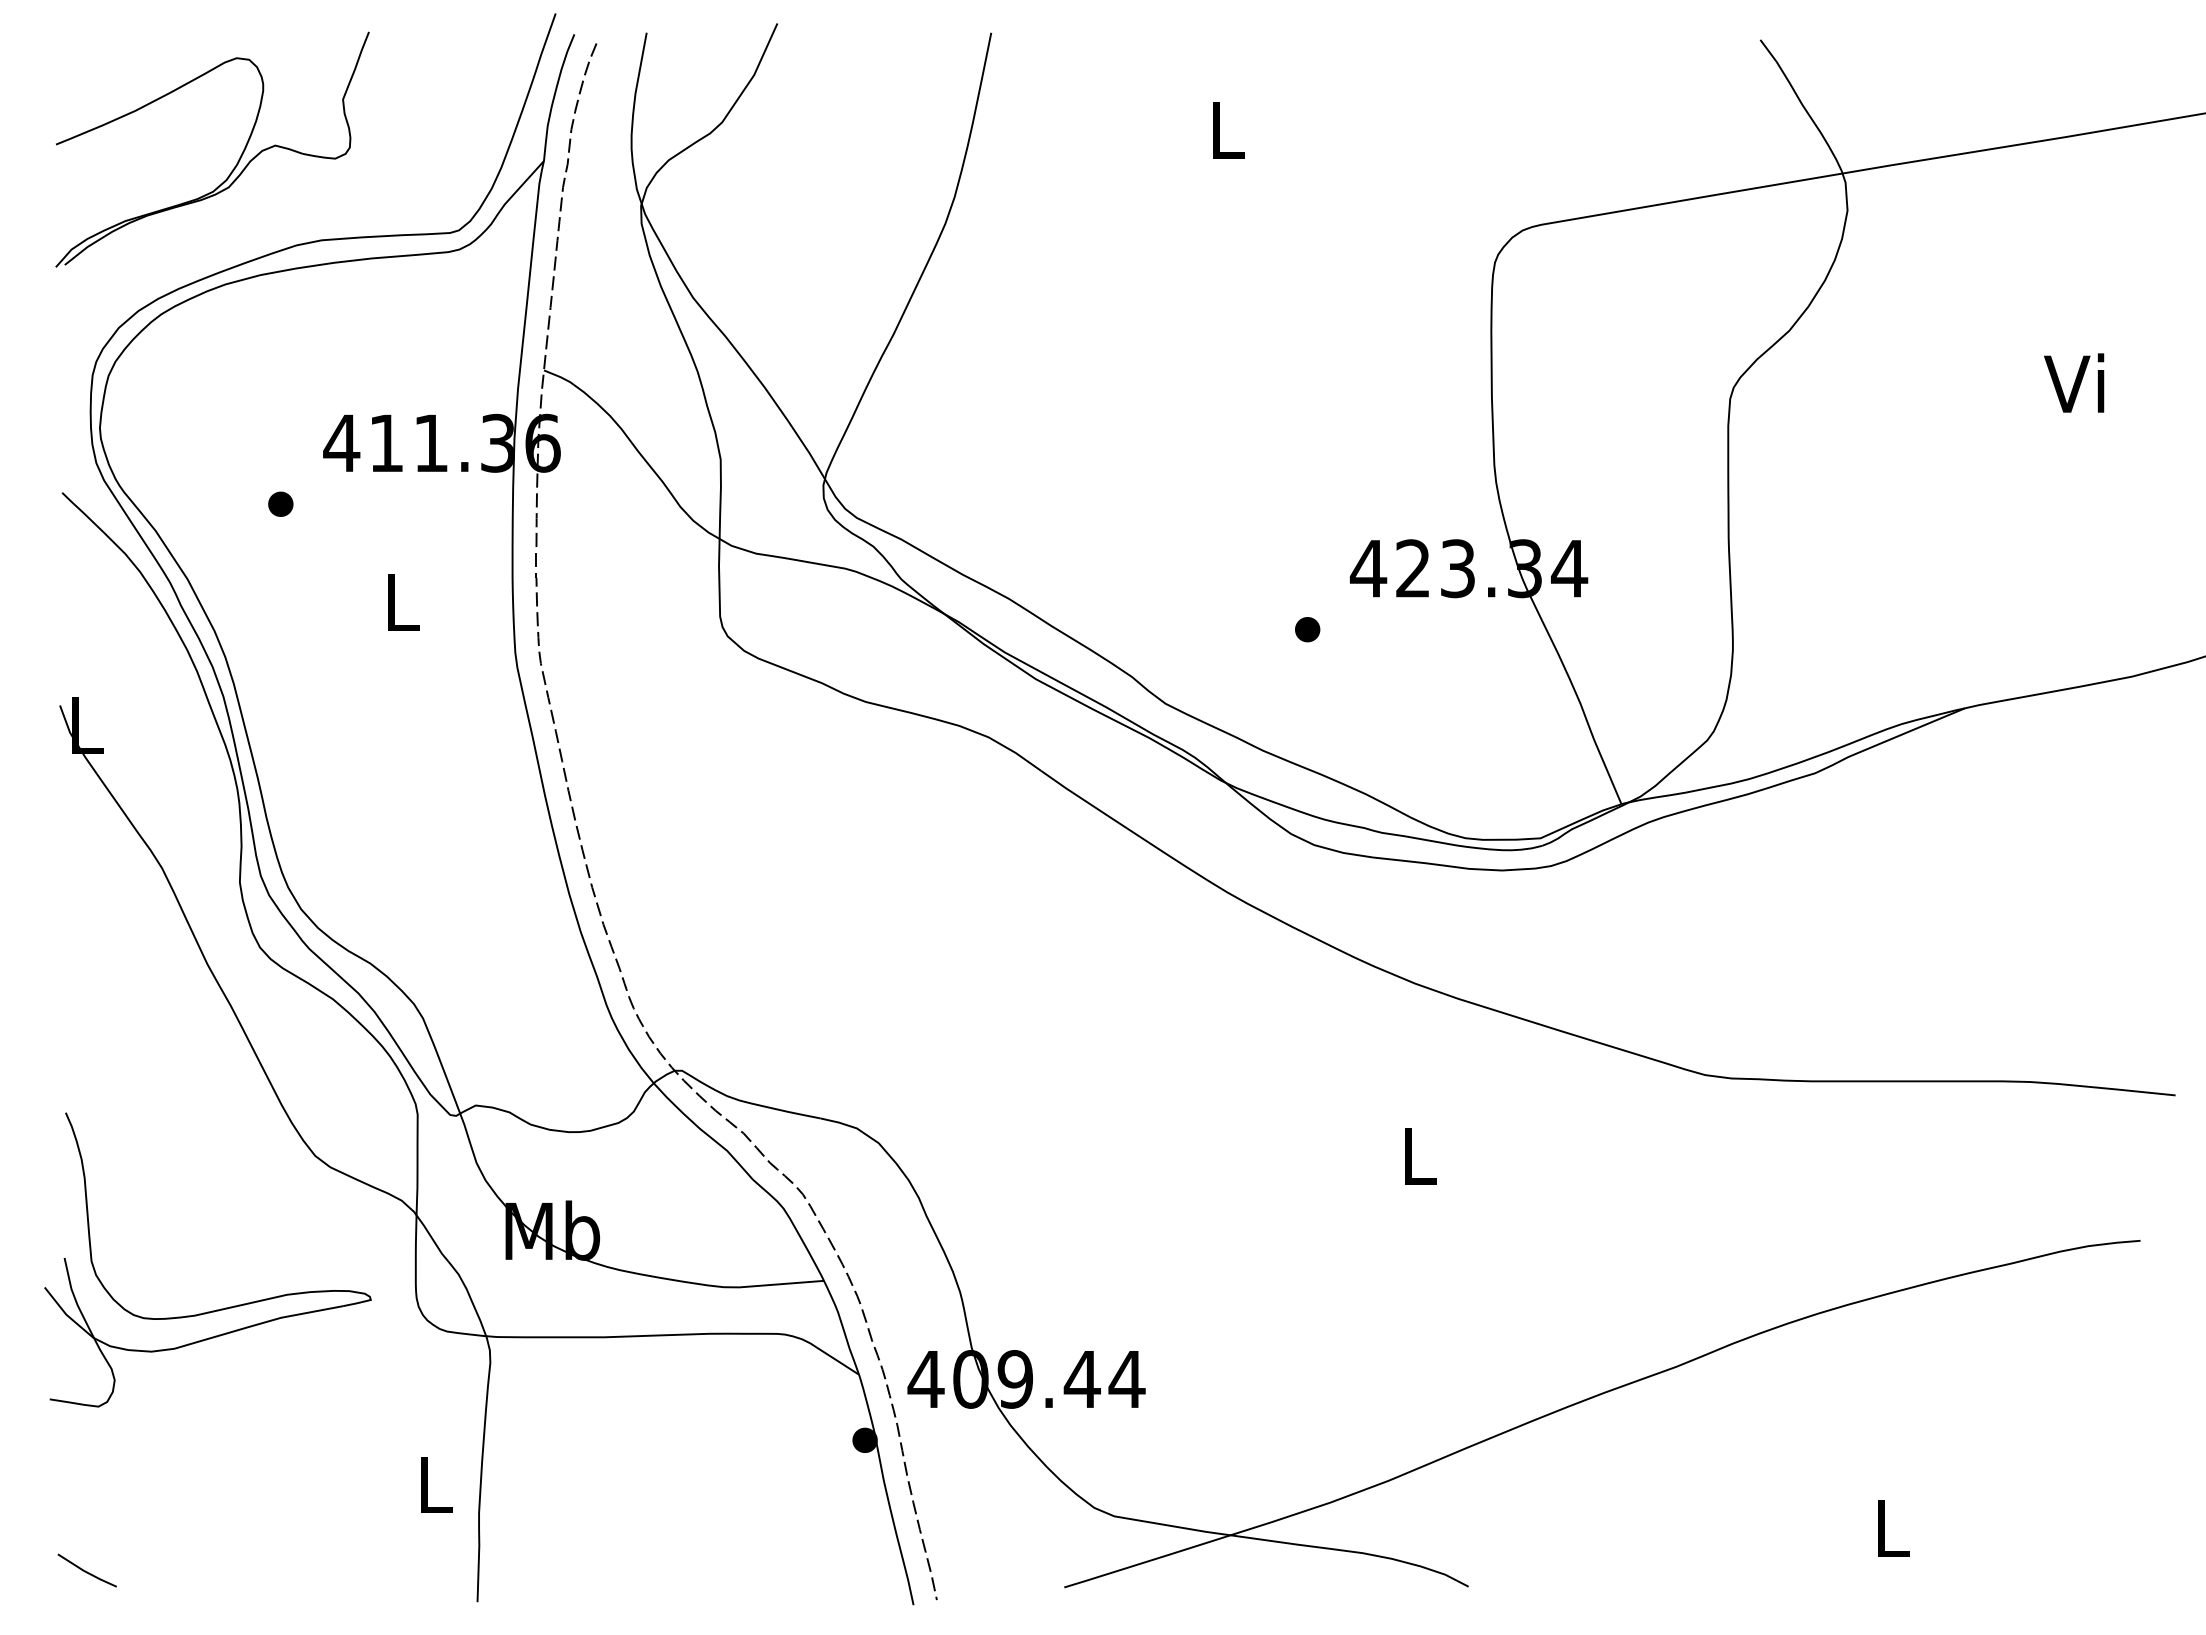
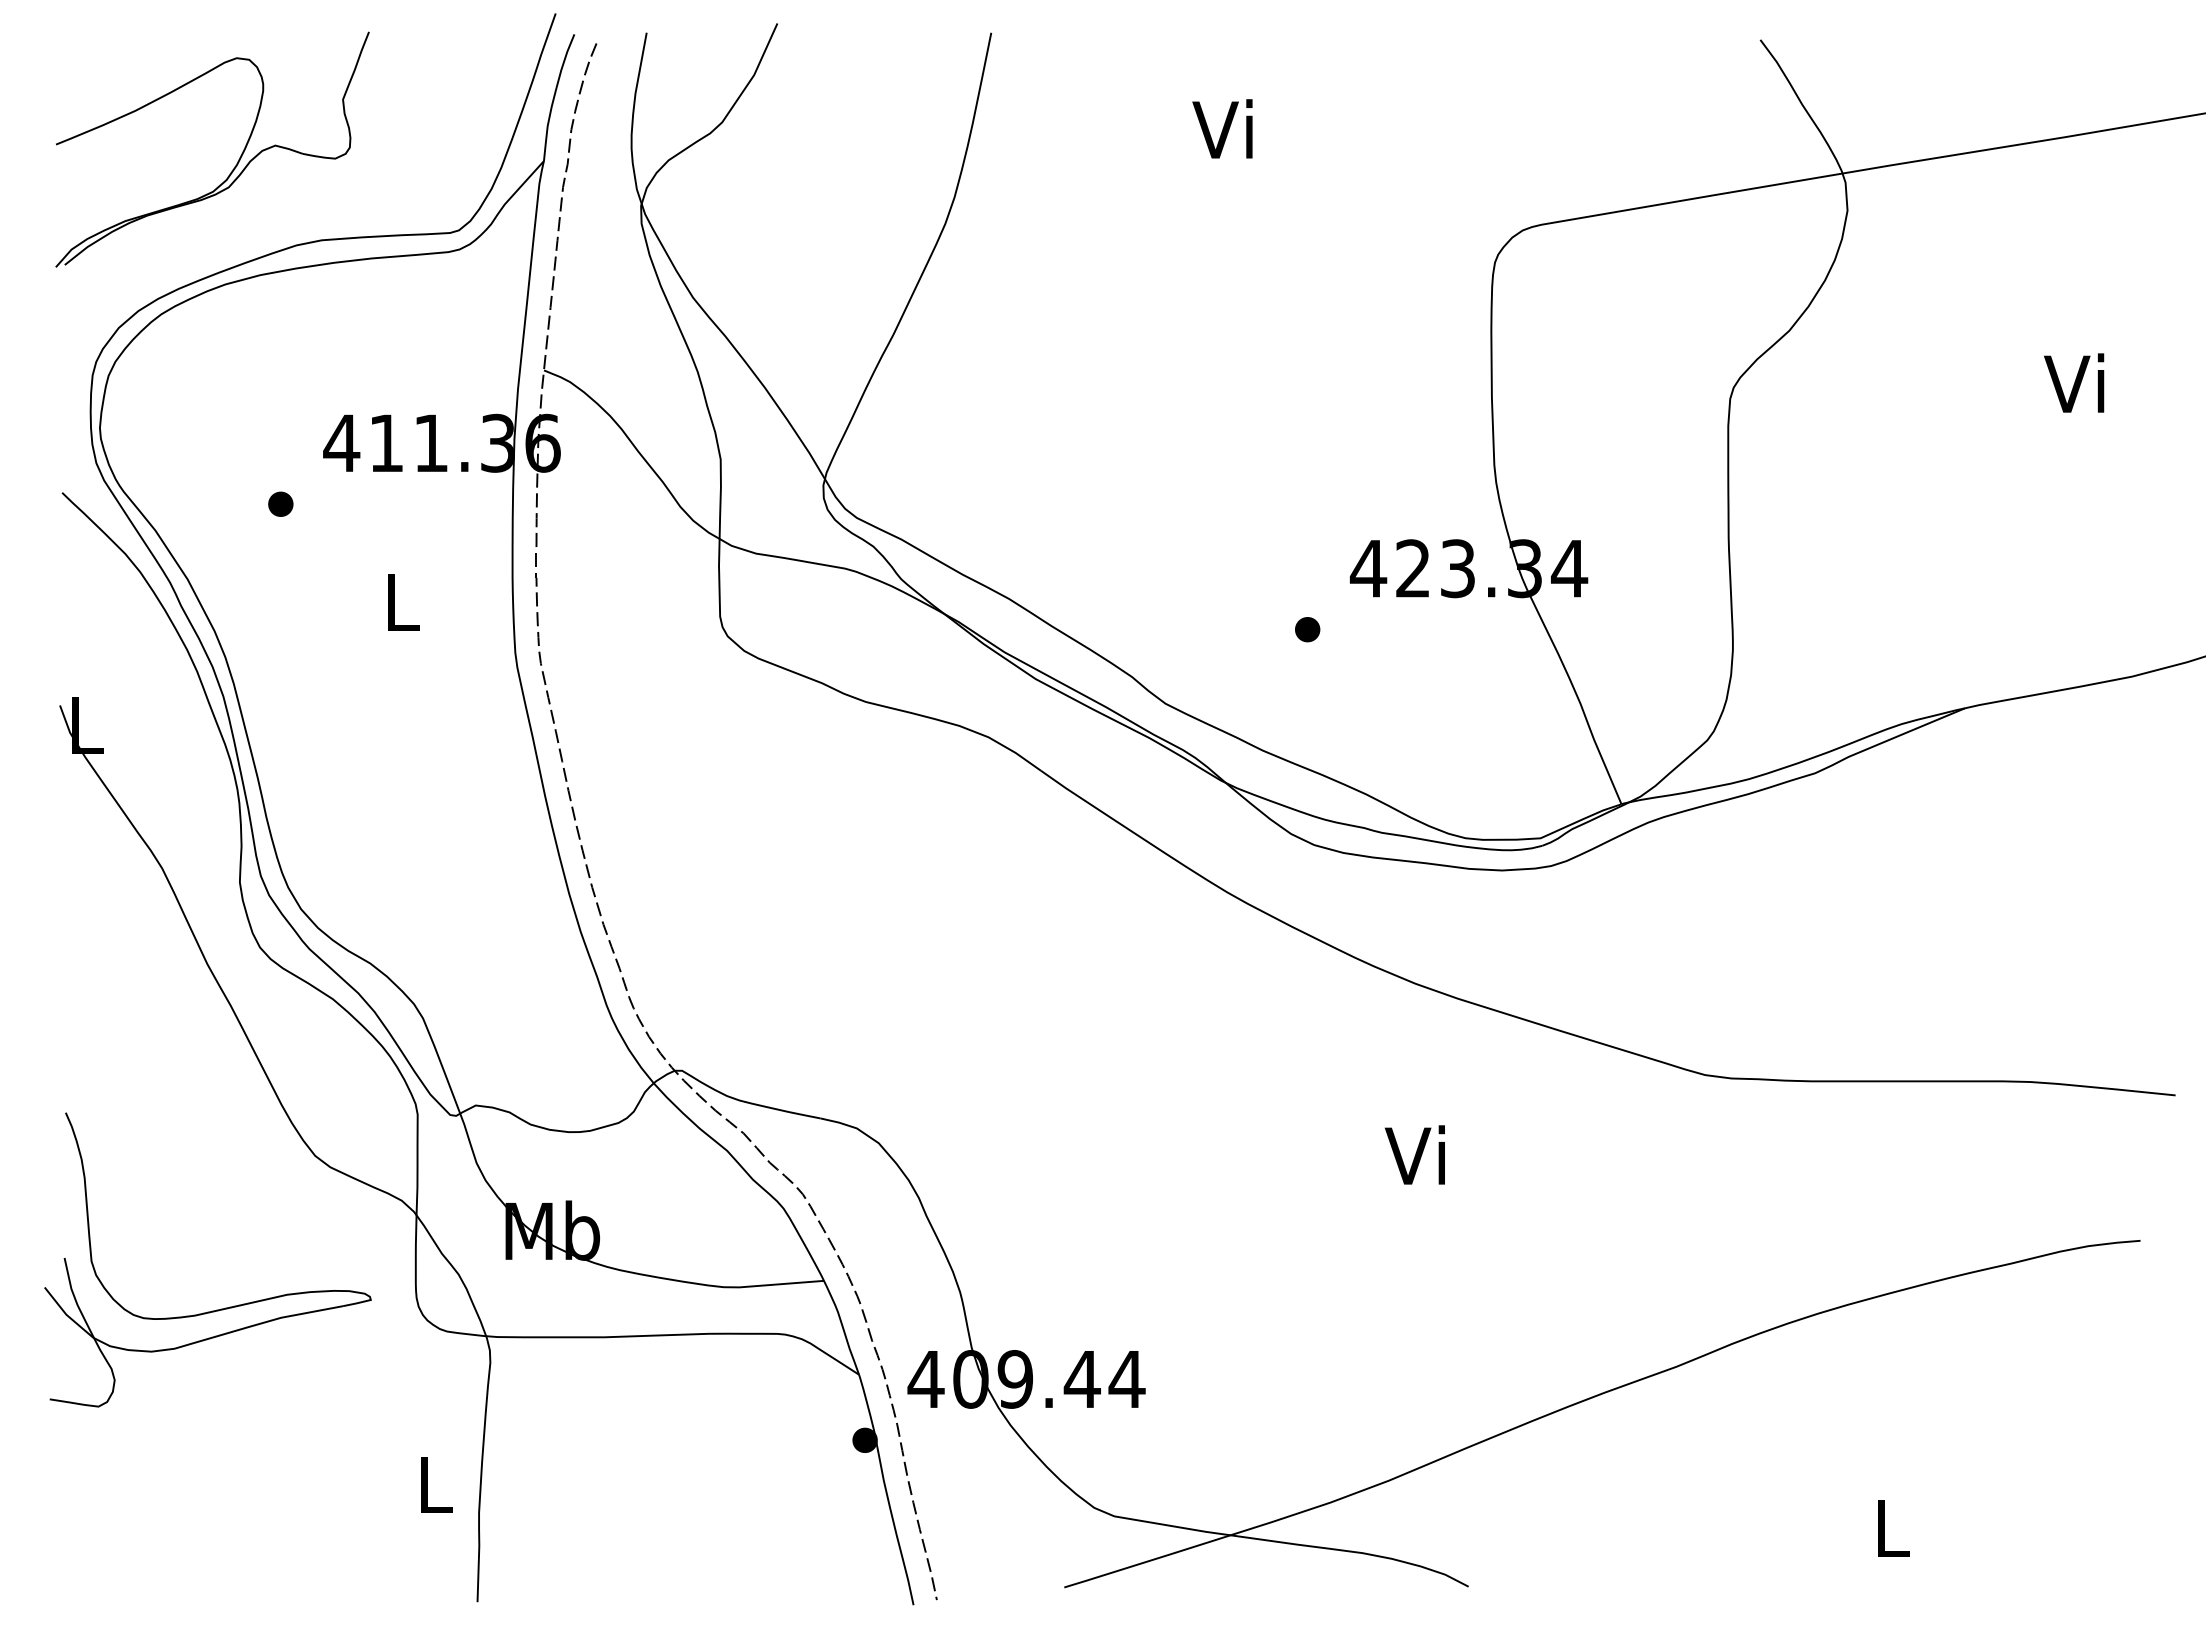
text: L -> Vi (1222, 128)
text: L -> Vi (1414, 1154)
line: present -> none (85, 1570)
